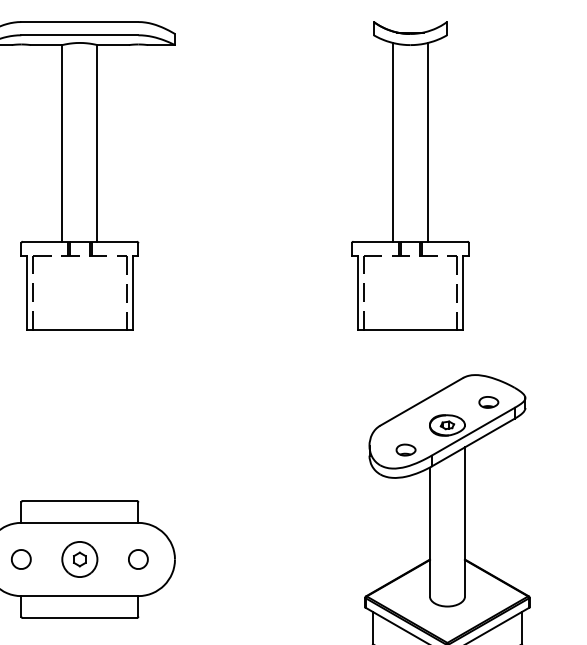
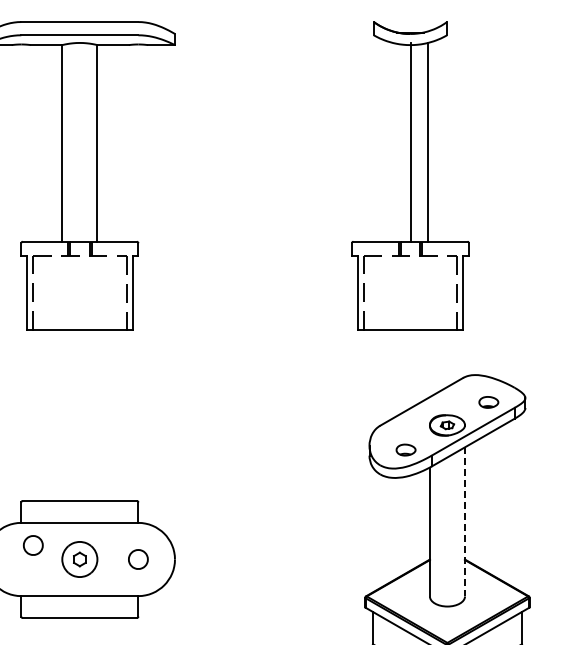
line position: (392, 141) -> (410, 141) (410, 141)
line: solid -> dashed (465, 521)
part position: (21, 559) -> (33, 545) (33, 545)
